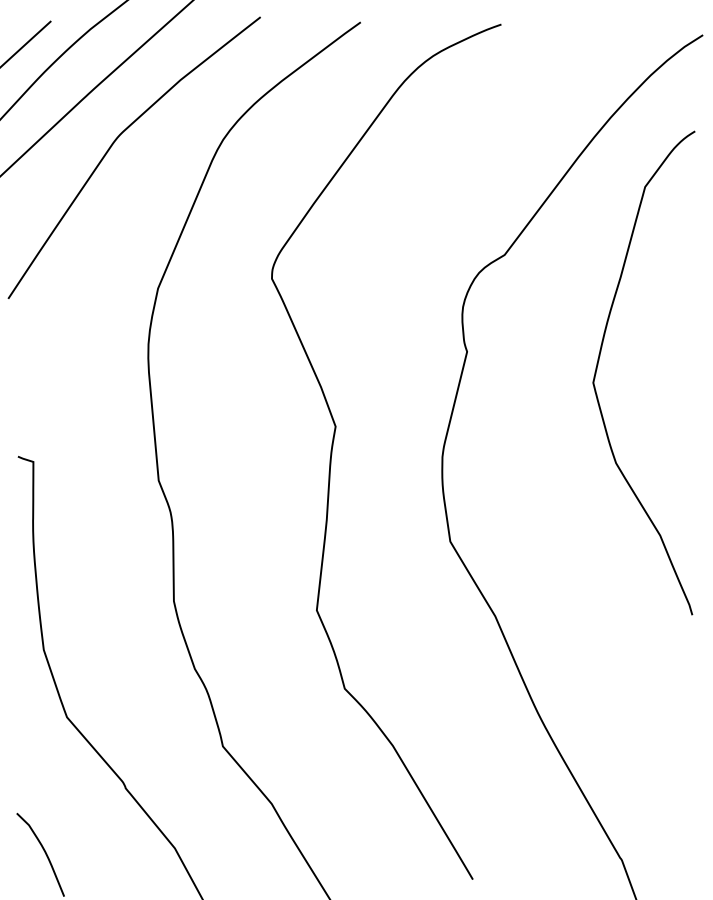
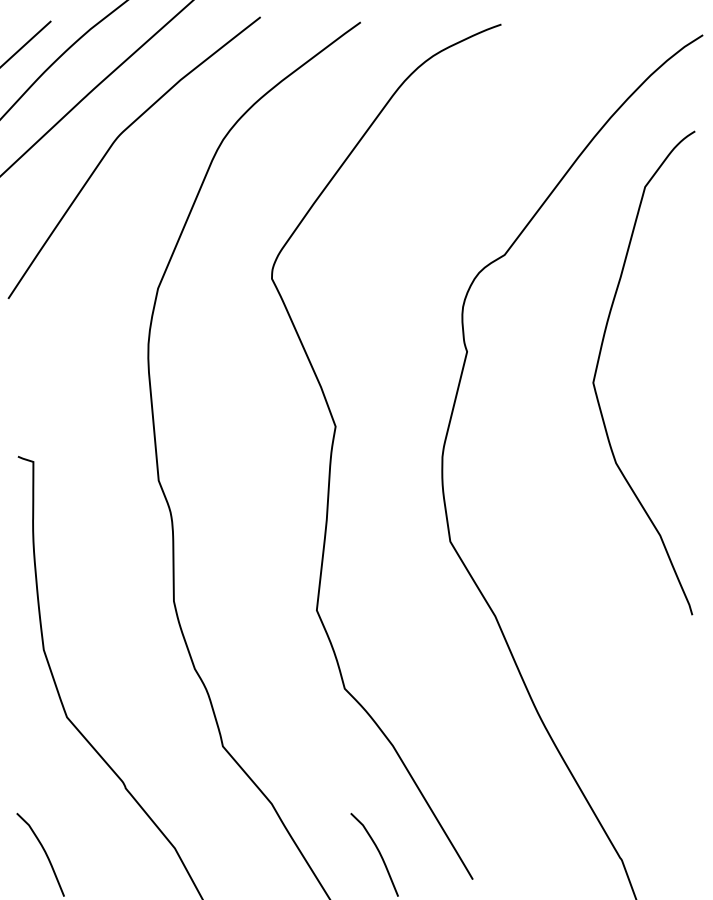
curve: none -> present (378, 852)
